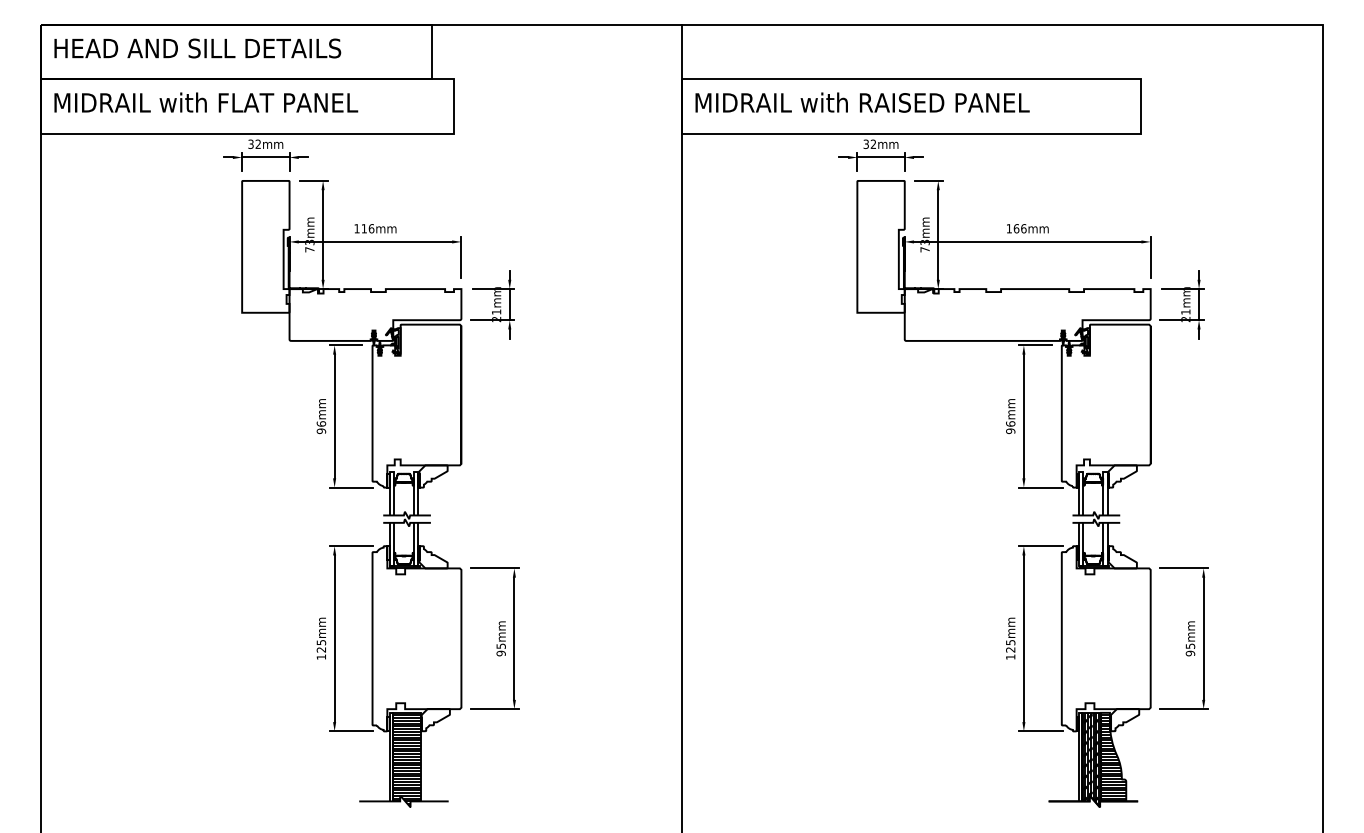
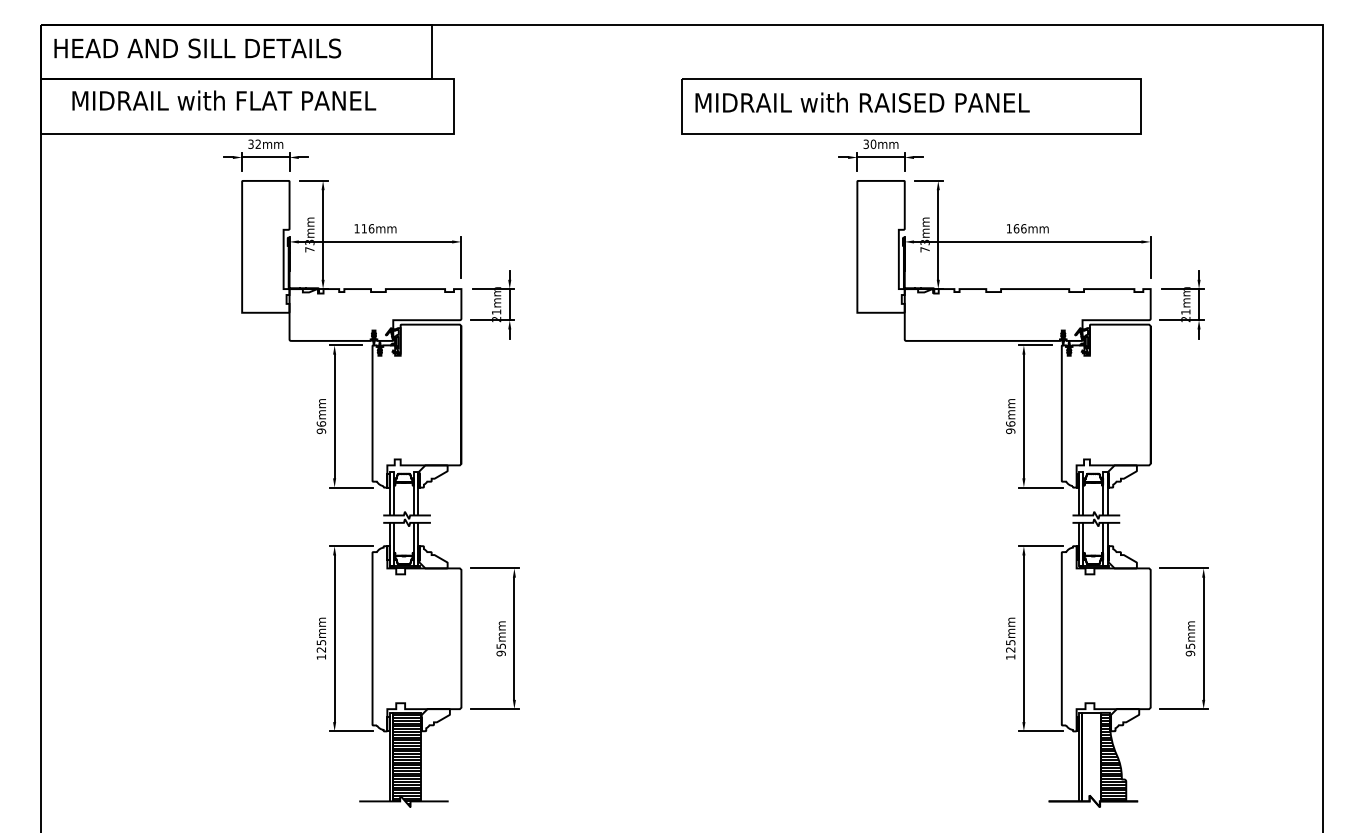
text position: (206, 102) -> (224, 100) (224, 100)
text: 32mm -> 30mm (873, 143)
line: present -> none (681, 426)
hatch: present -> none (1091, 759)
